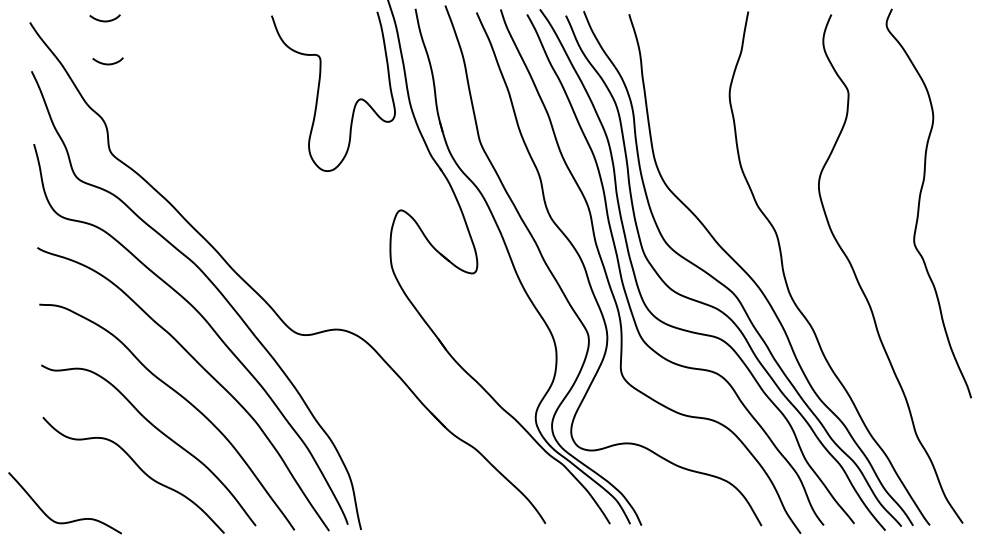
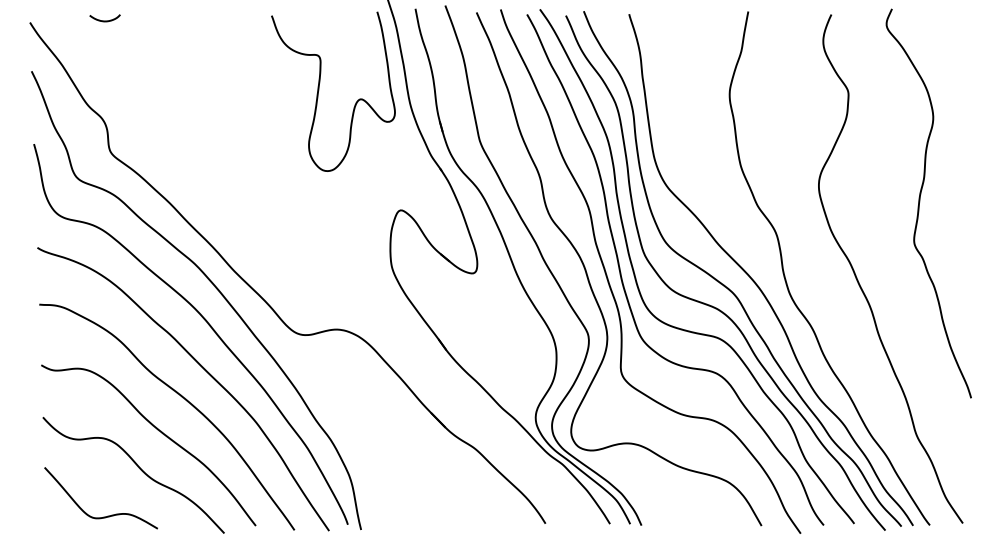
curve: present -> none (107, 63)
curve position: (67, 521) -> (103, 516) (103, 516)
